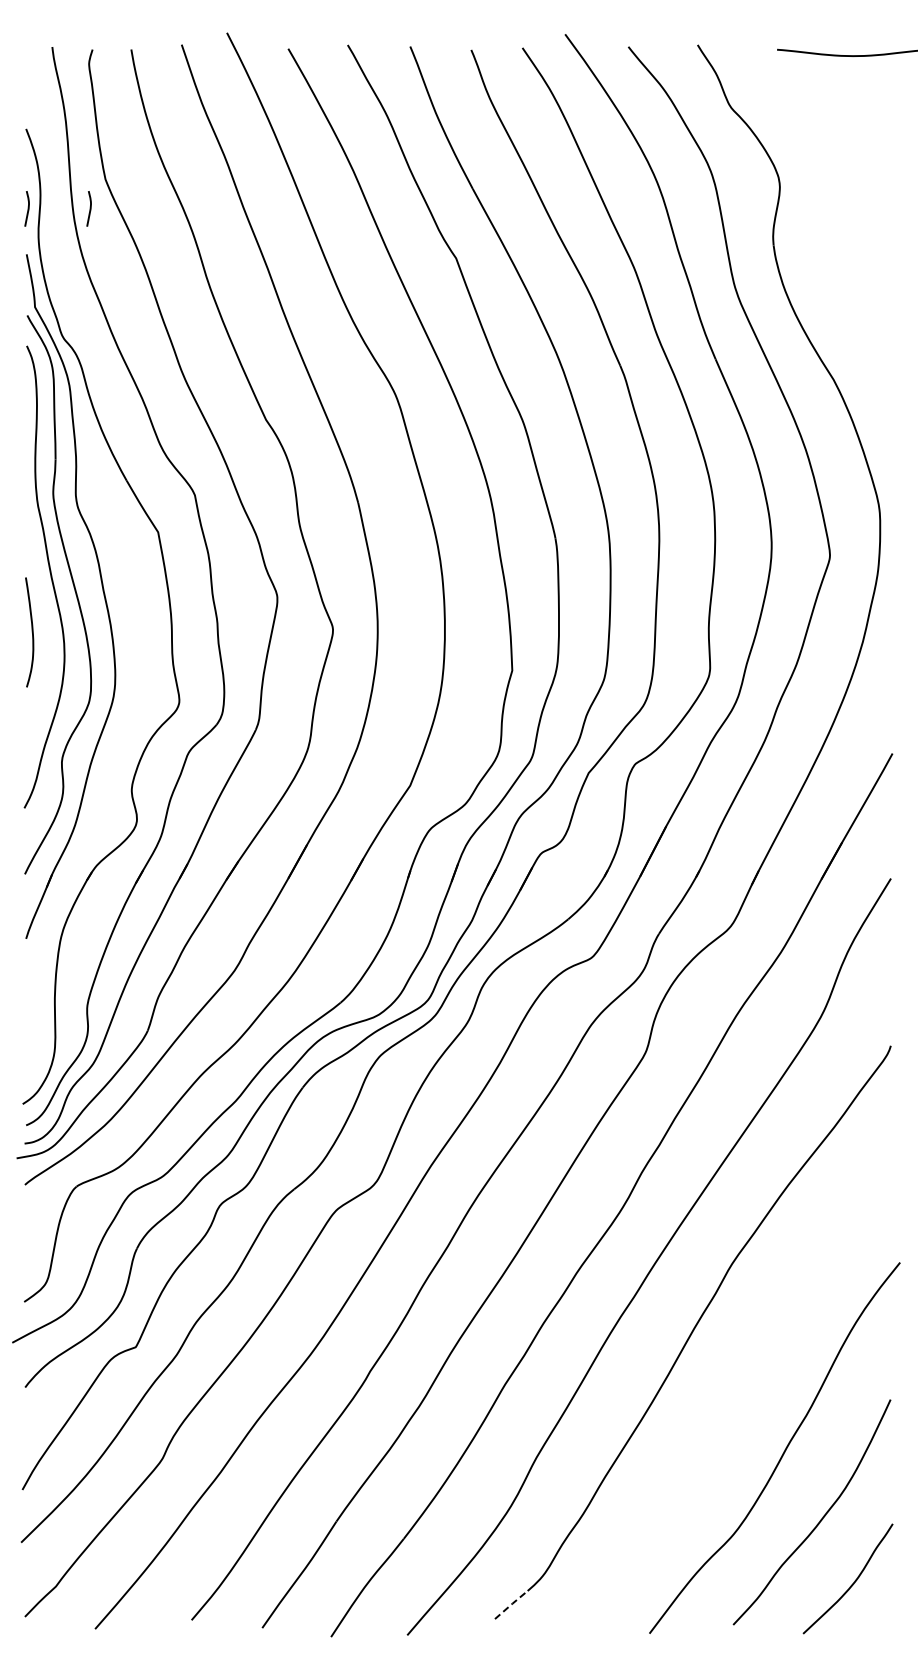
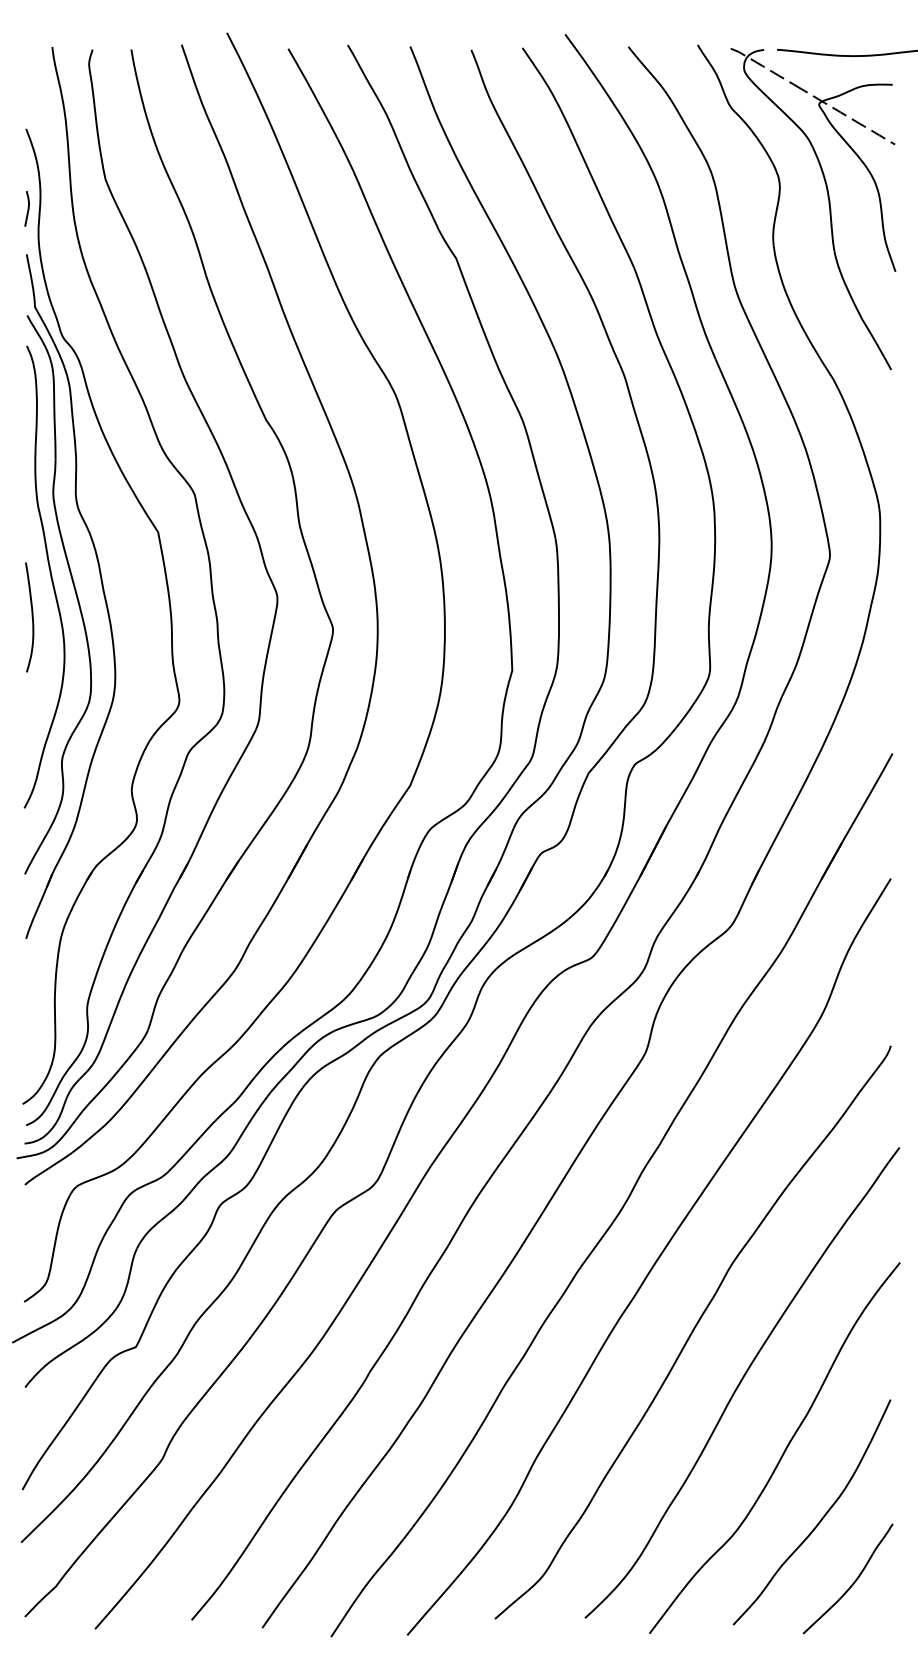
part: none -> present (828, 204)
curve: present -> none (89, 208)
curve position: (31, 632) -> (31, 617) (31, 617)
curve: none -> present (741, 1382)
line: dashed -> solid (511, 1604)
